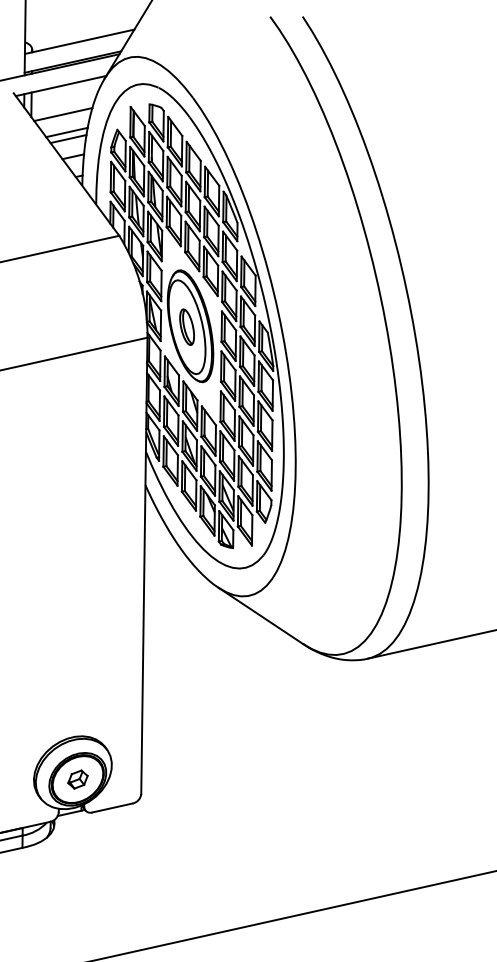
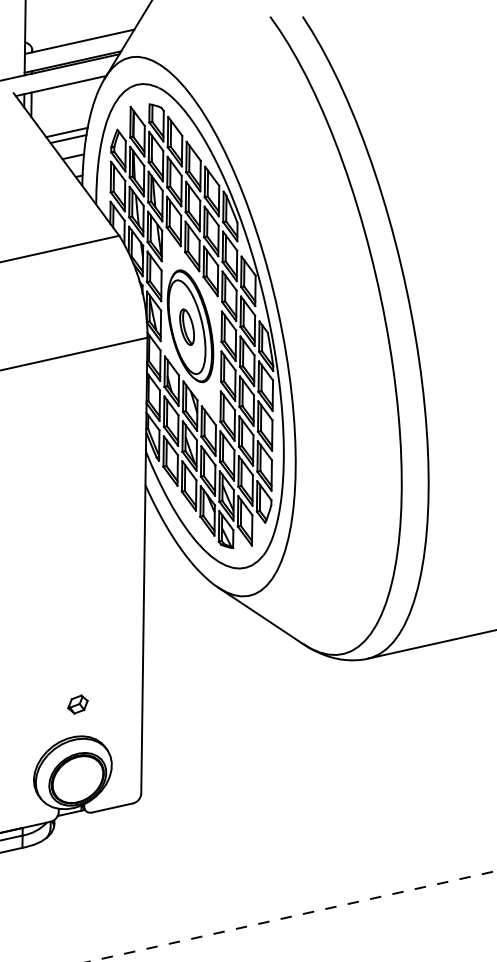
line: present -> none (63, 114)
part position: (77, 779) -> (77, 704) (77, 704)
line: solid -> dashed (292, 916)
